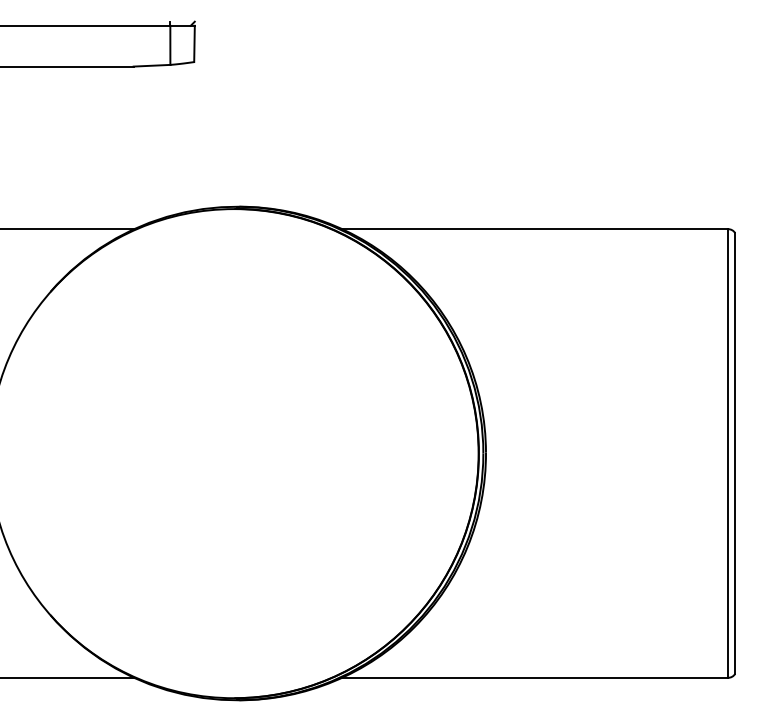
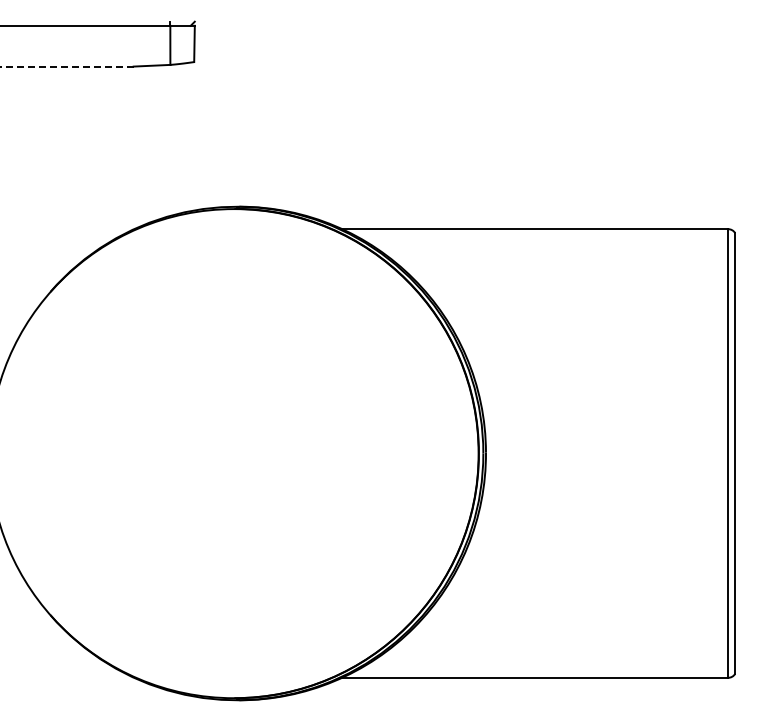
line: solid -> dashed (66, 66)
line: present -> none (68, 229)
line: present -> none (68, 677)
